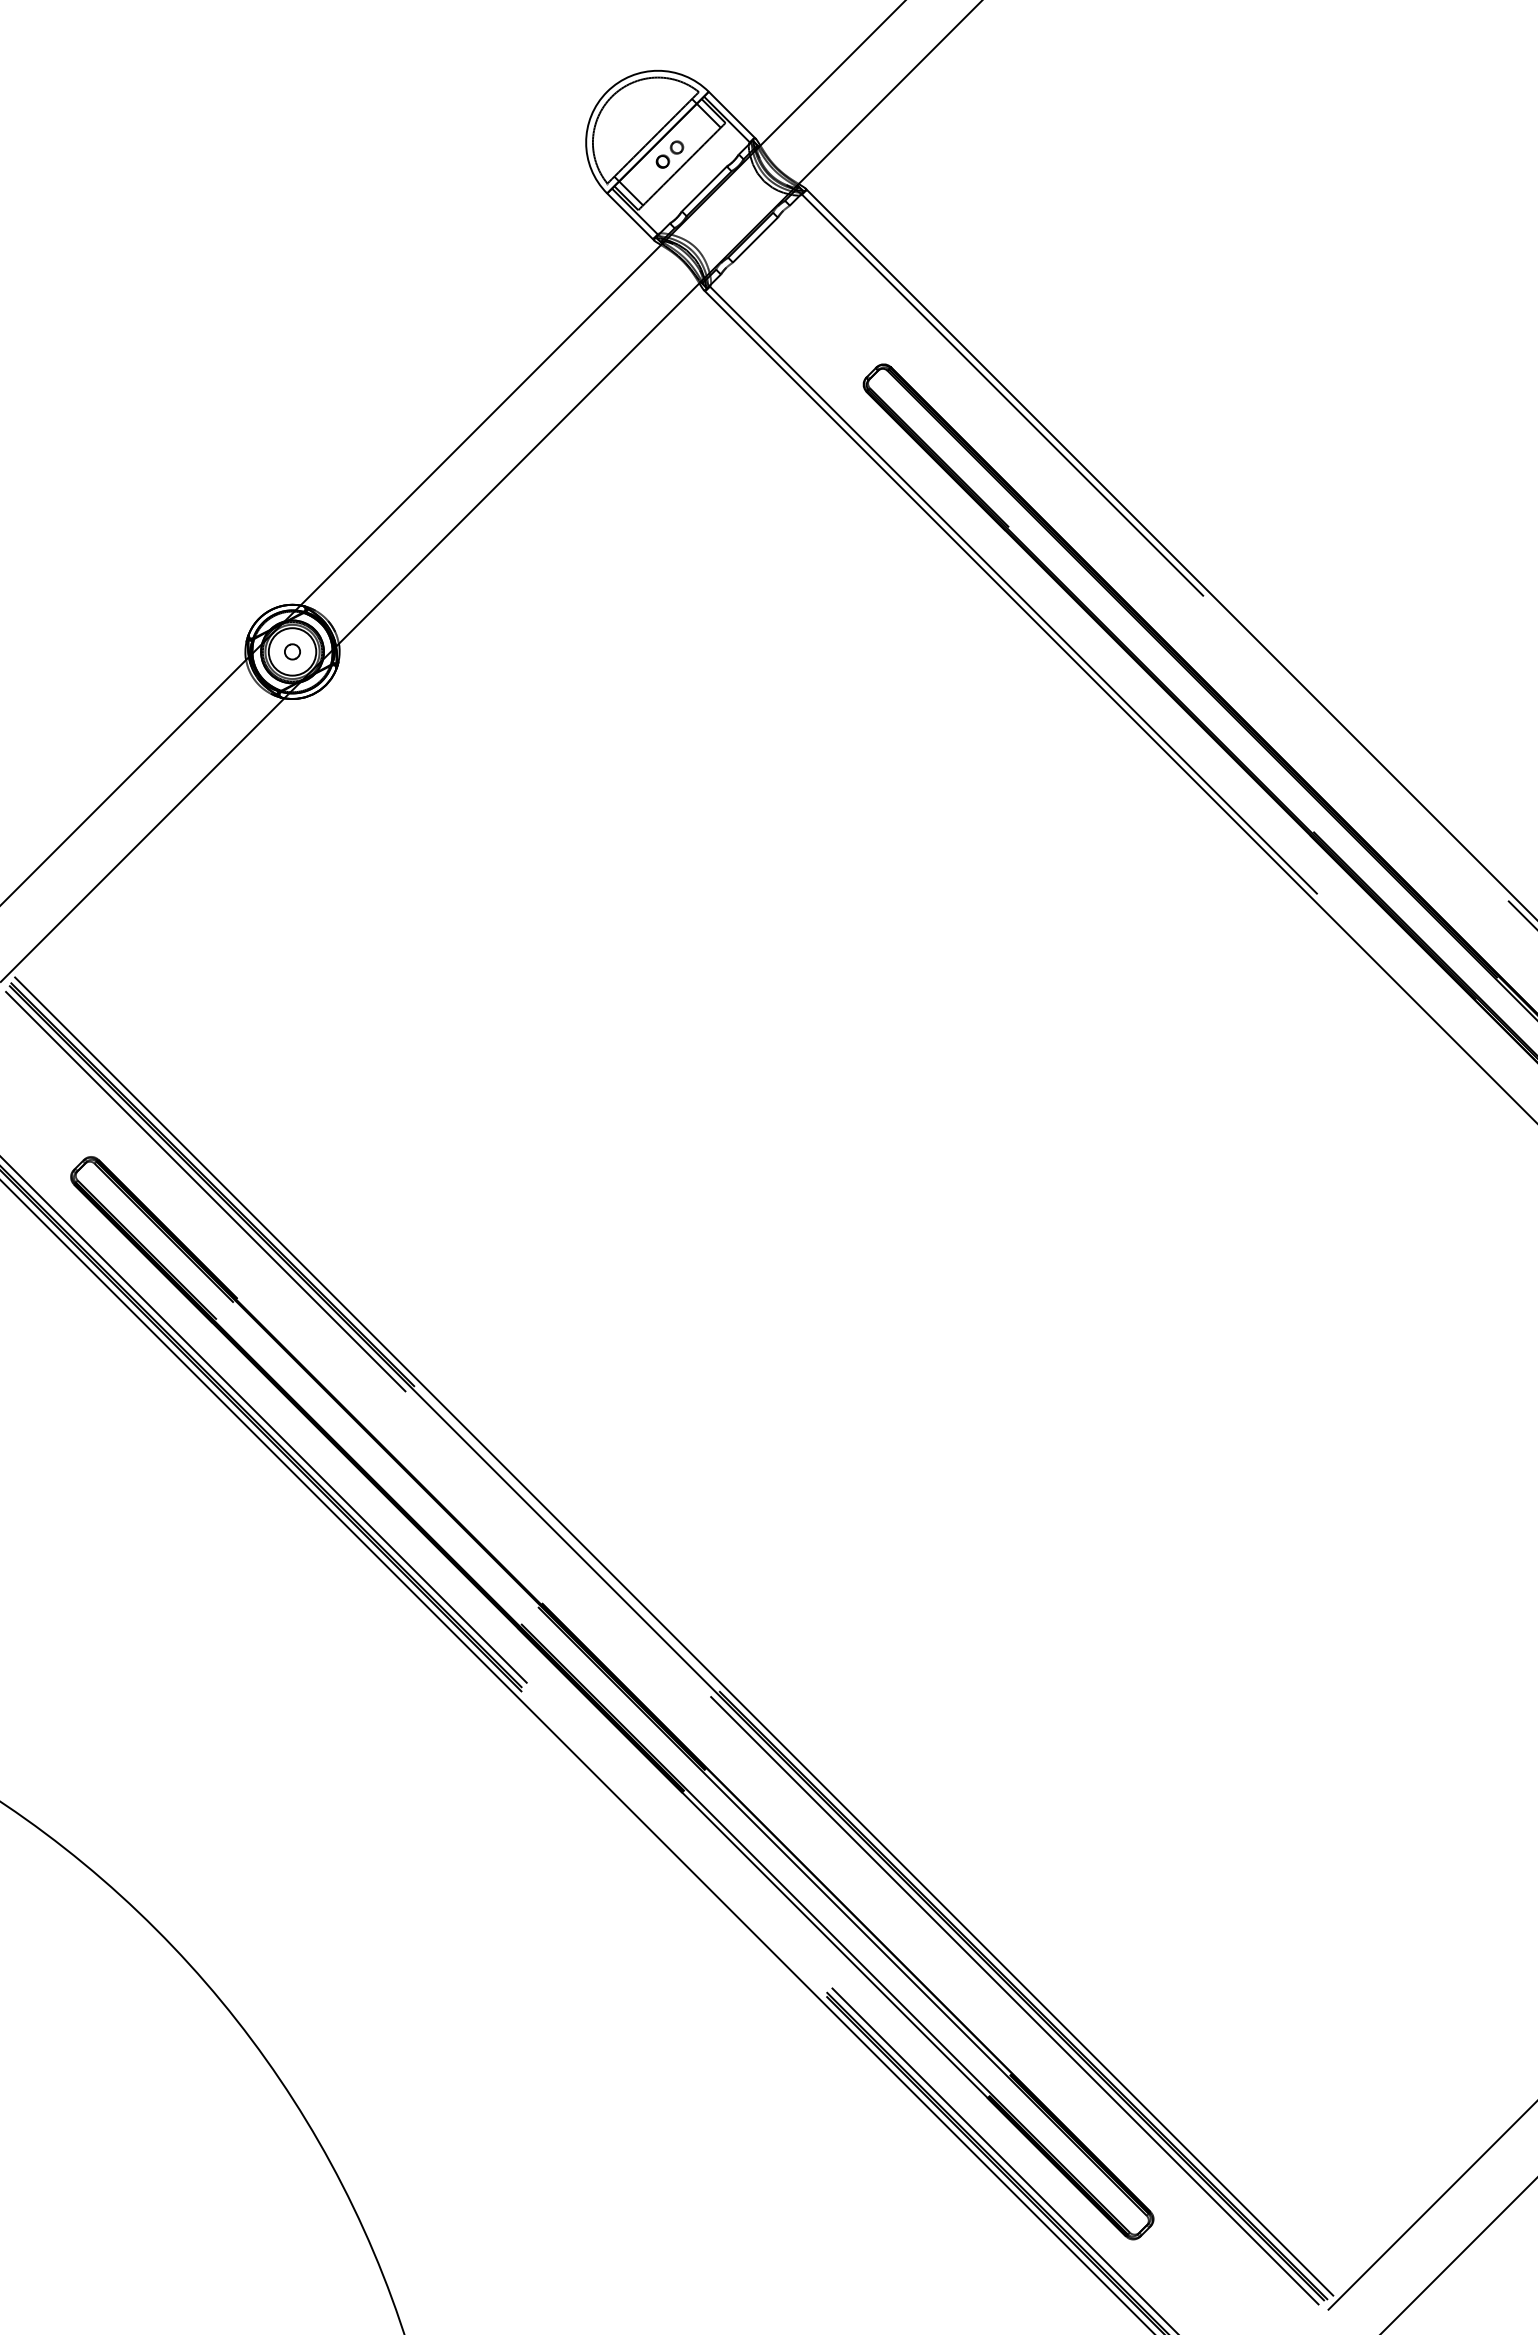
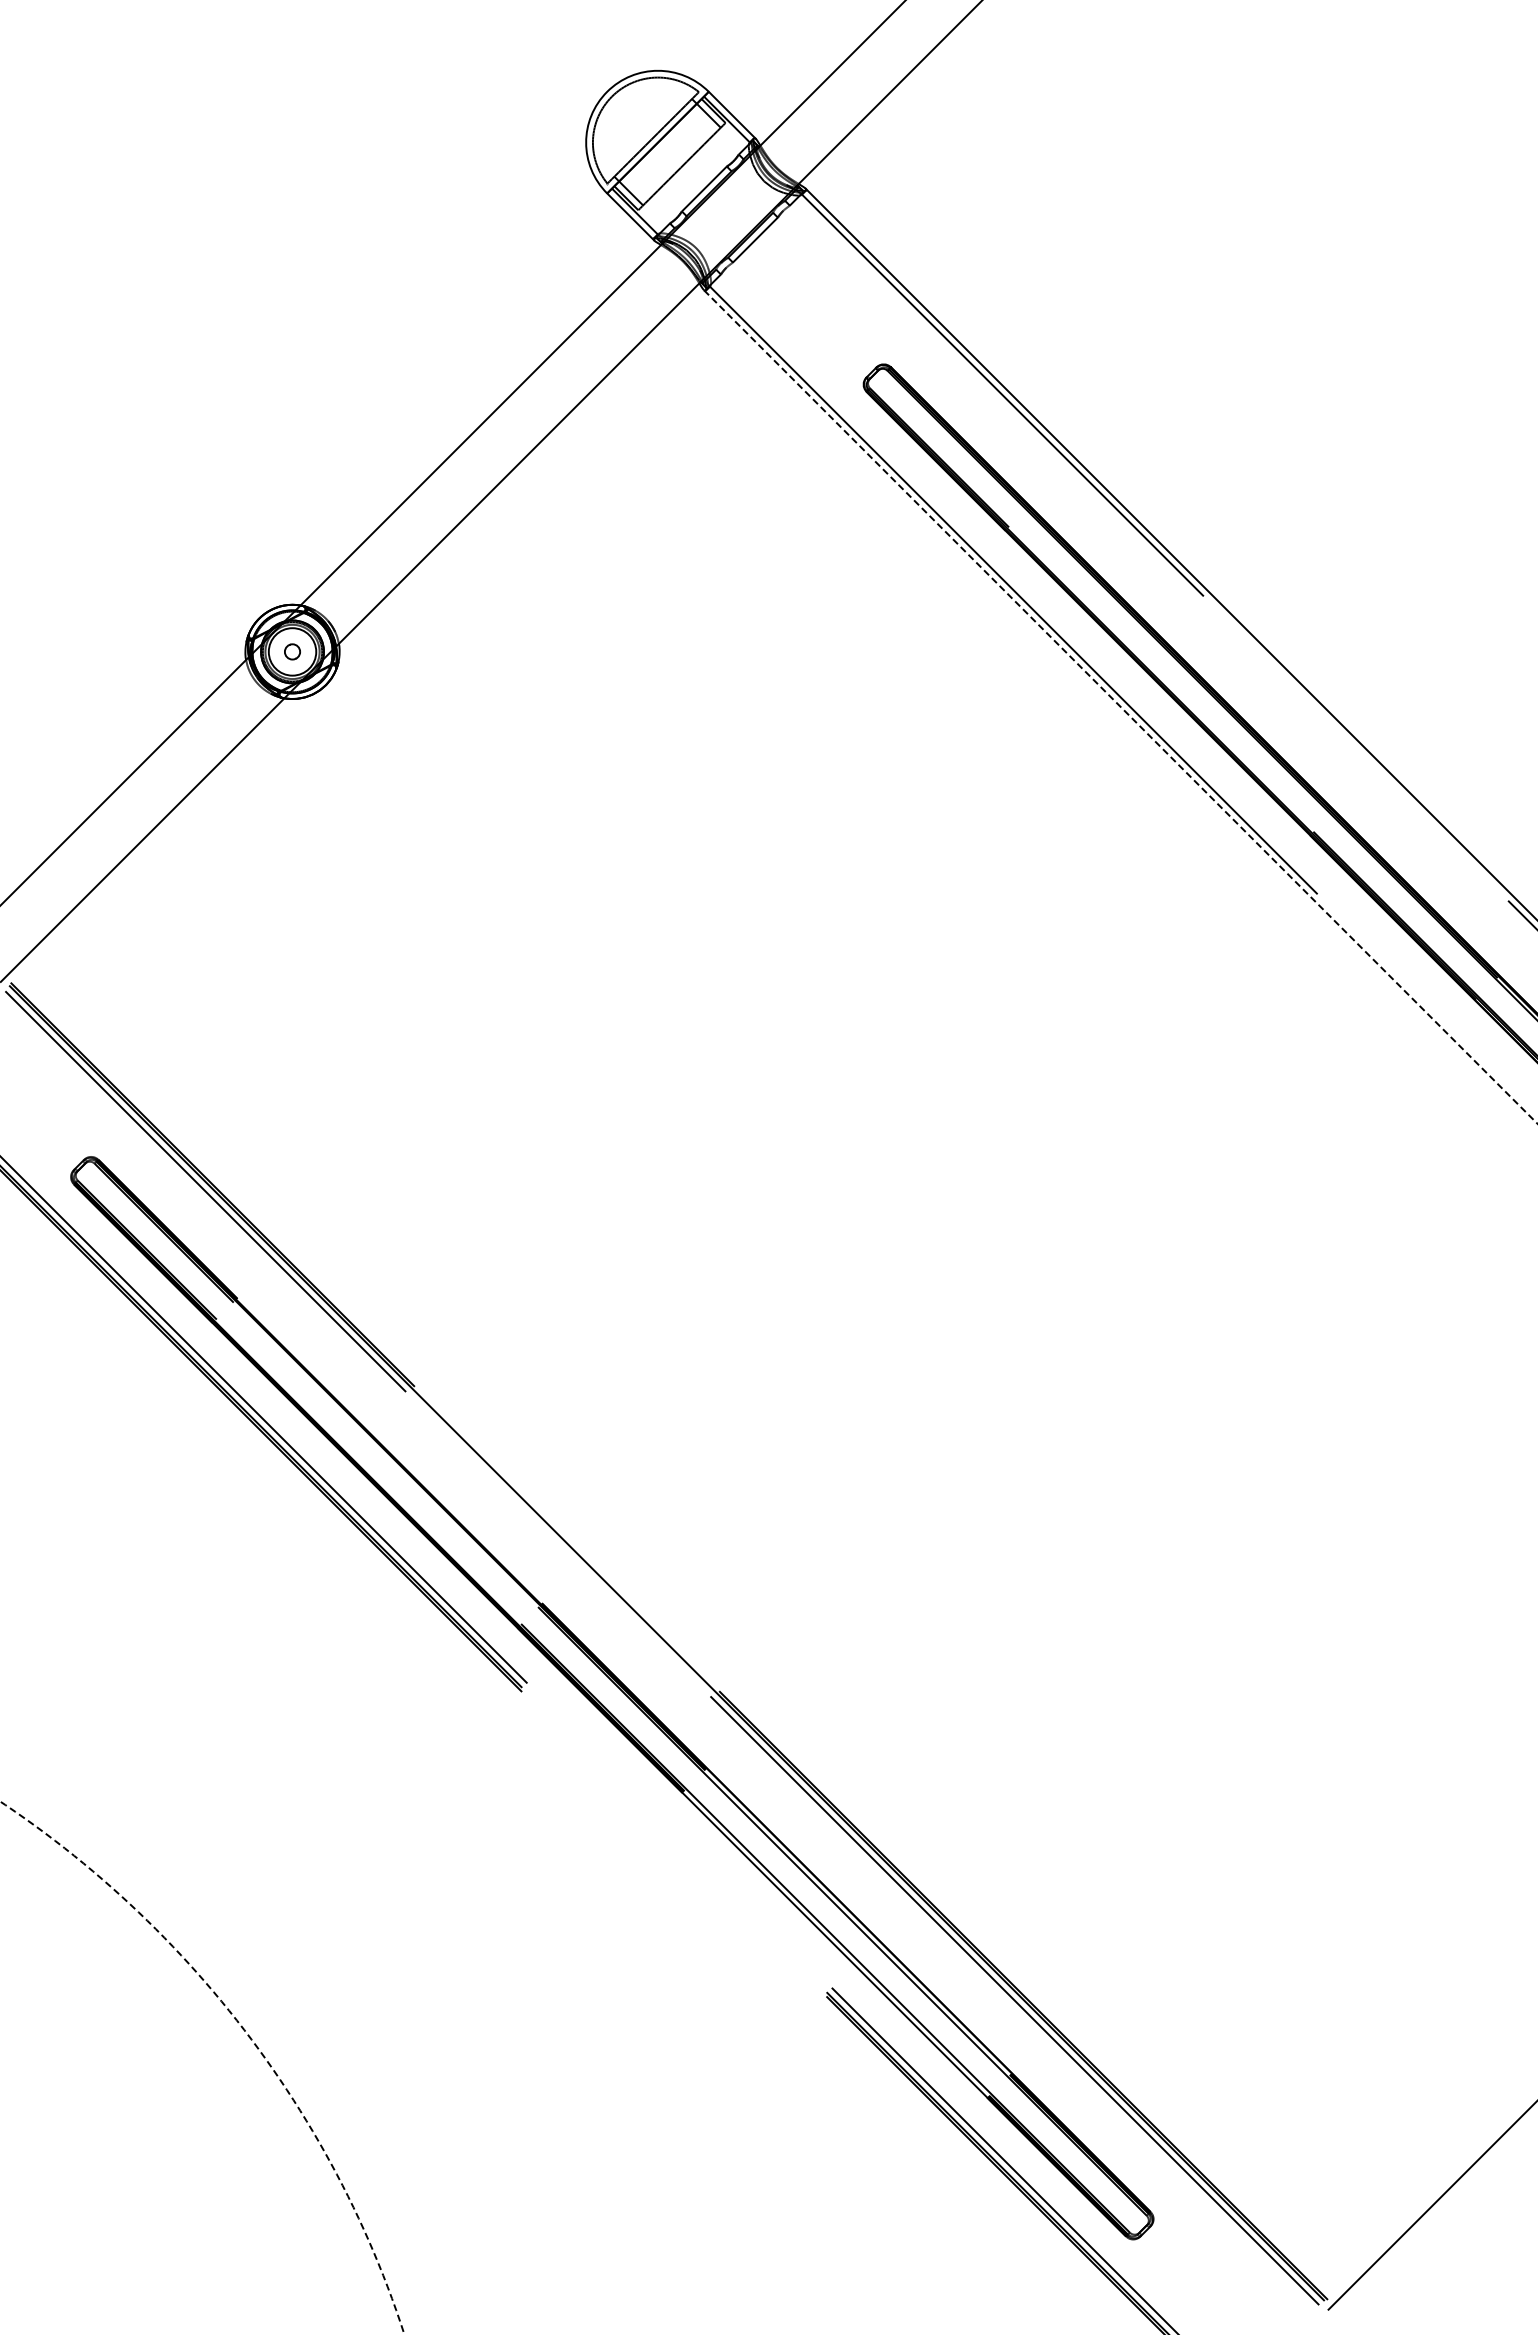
part: present -> none (669, 154)
line: solid -> dashed (1121, 707)
line: present -> none (674, 1636)
line: present -> none (577, 1756)
circle: solid -> dashed (202, 2067)
line: present -> none (1458, 2255)
